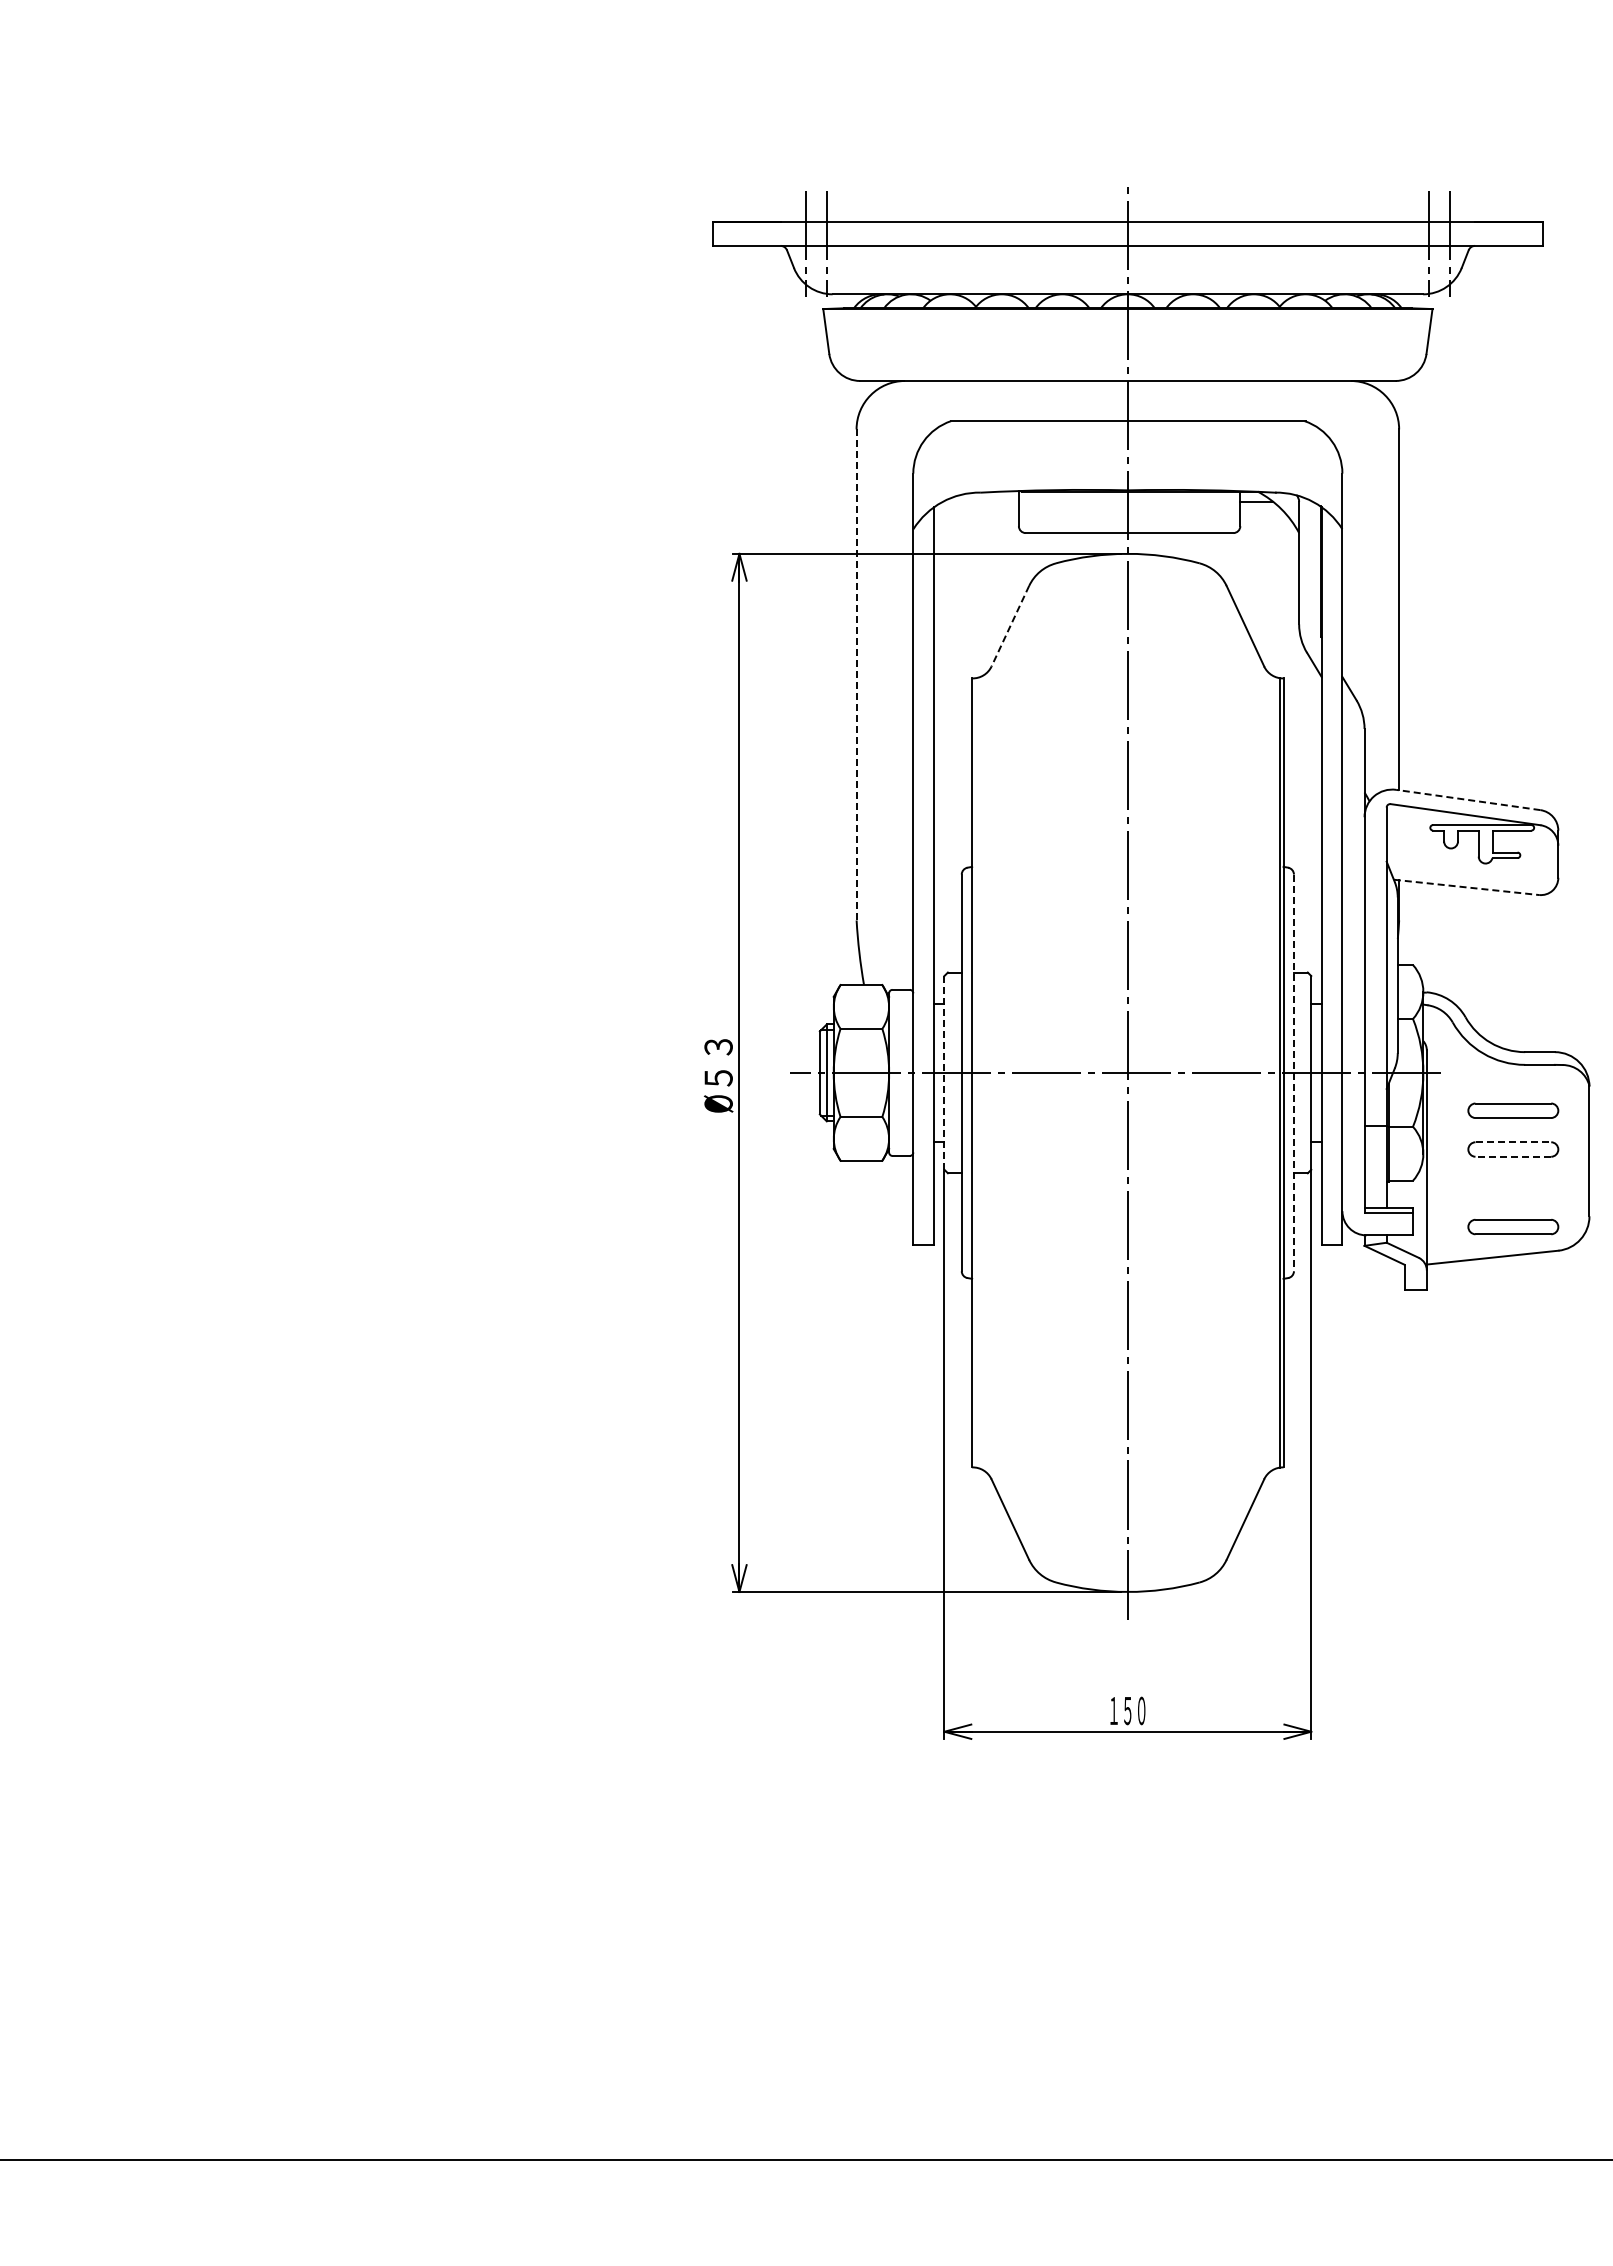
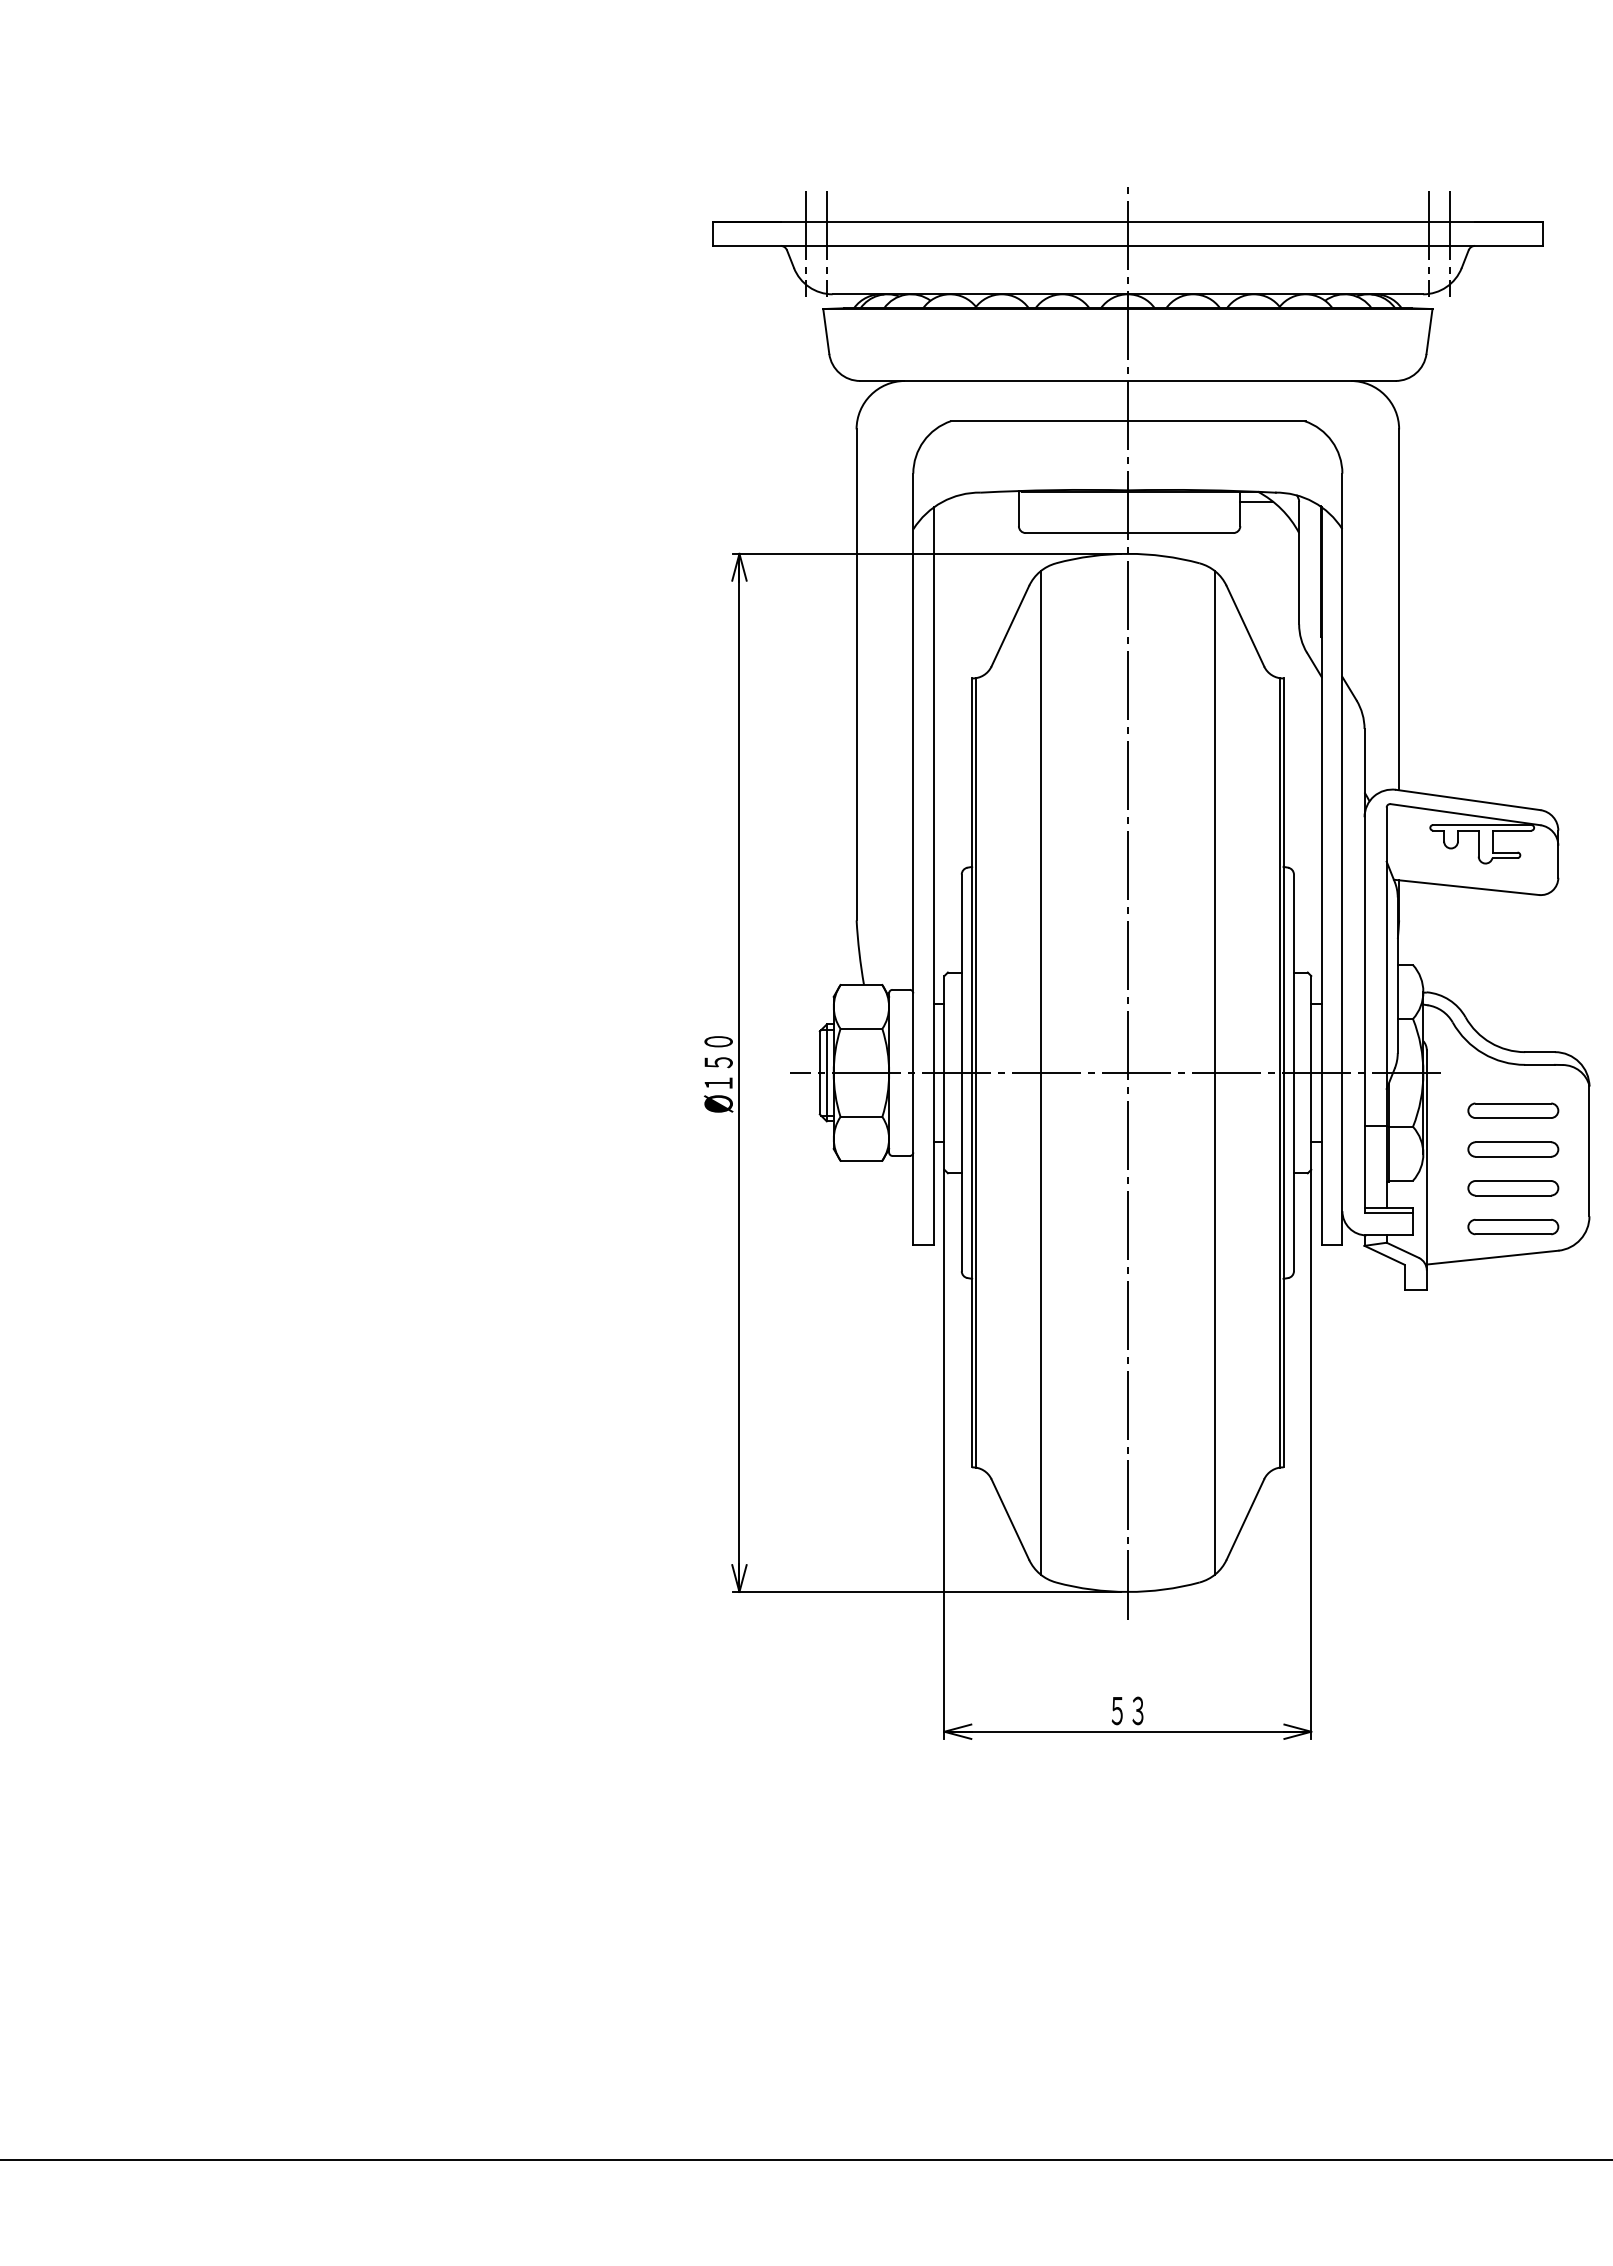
line: dashed -> solid (1010, 626)
line: dashed -> solid (856, 674)
line: dashed -> solid (1468, 799)
line: dashed -> solid (1467, 887)
text: ５３ -> １５０ (718, 1062)
line: dashed -> solid (944, 1072)
line: none -> present (976, 1072)
line: none -> present (1041, 1072)
line: none -> present (1214, 1072)
line: dashed -> solid (1293, 1073)
line: dashed -> solid (1513, 1142)
line: dashed -> solid (1513, 1156)
part: none -> present (1513, 1188)
text: １５０ -> ５３ (1127, 1710)
